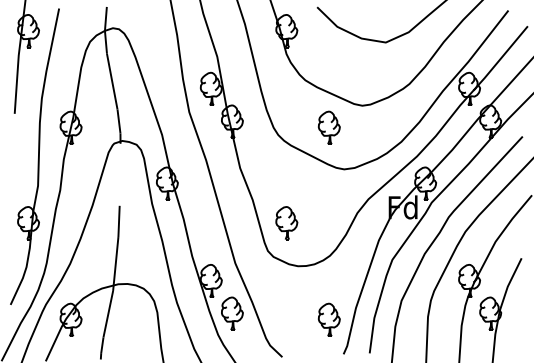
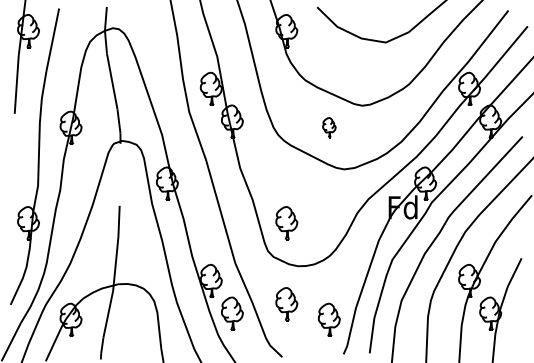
part size: 23x35 px -> 15x22 px (329, 127)
part: none -> present (286, 304)
